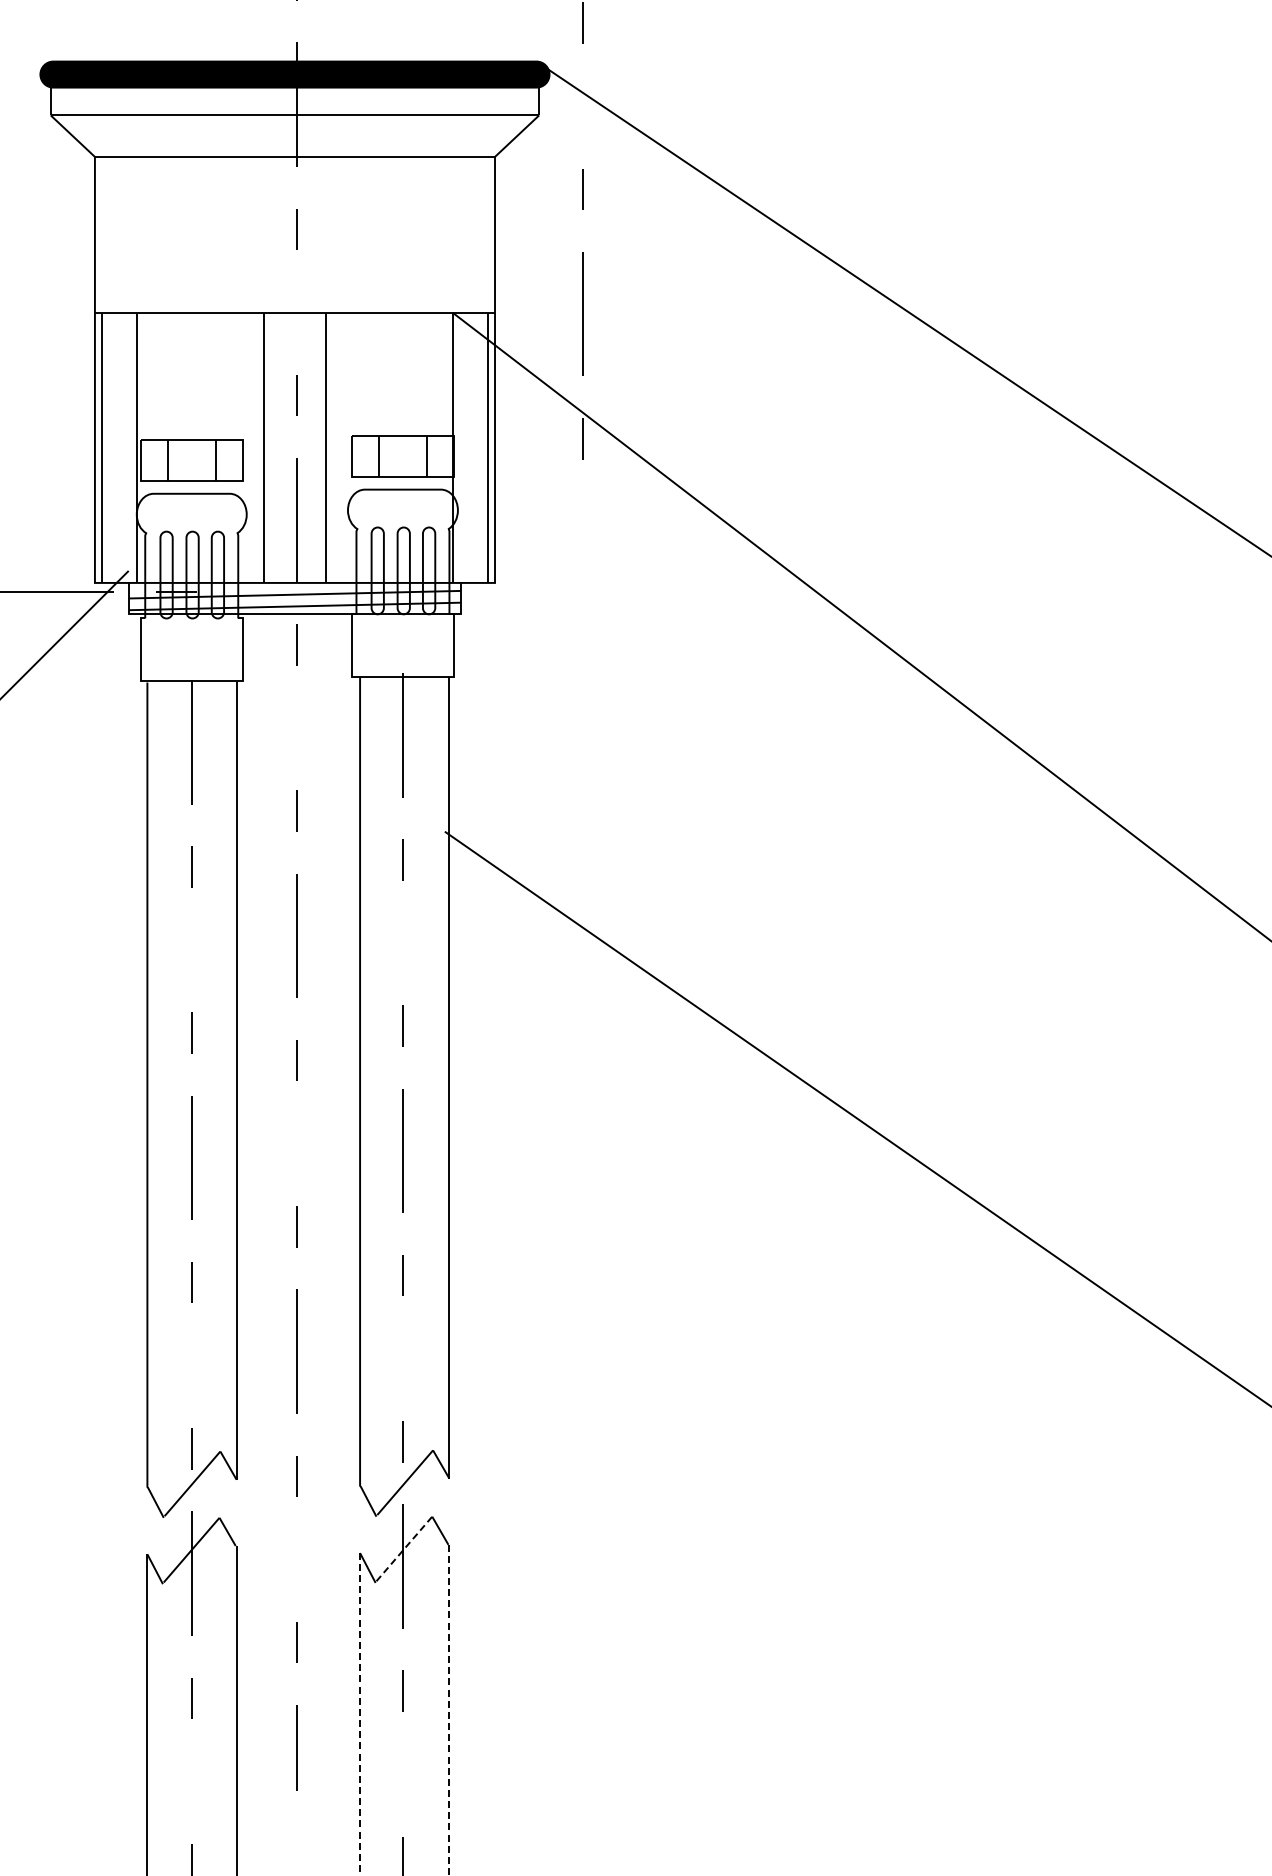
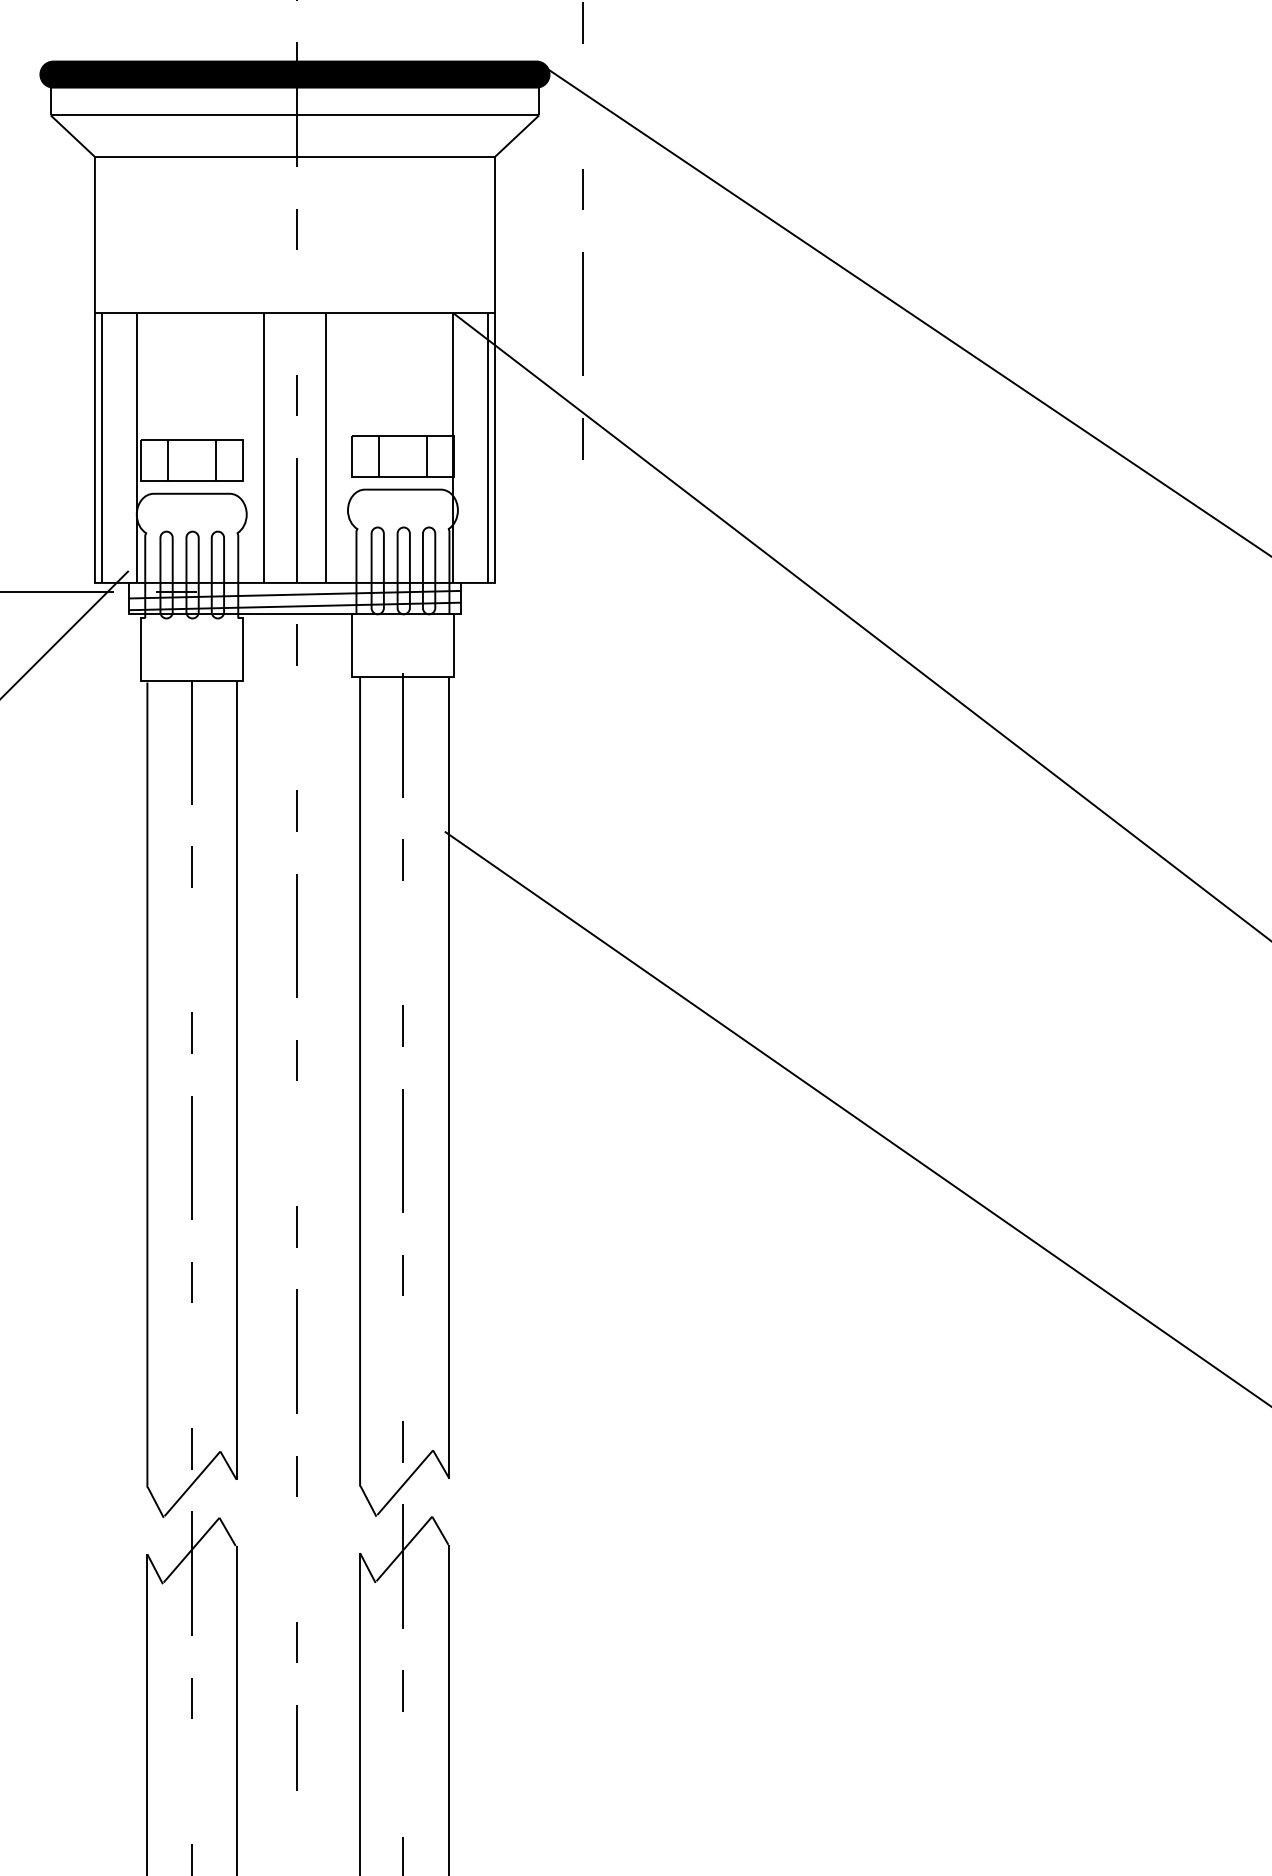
line: dashed -> solid (404, 1548)
line: dashed -> solid (449, 1872)
